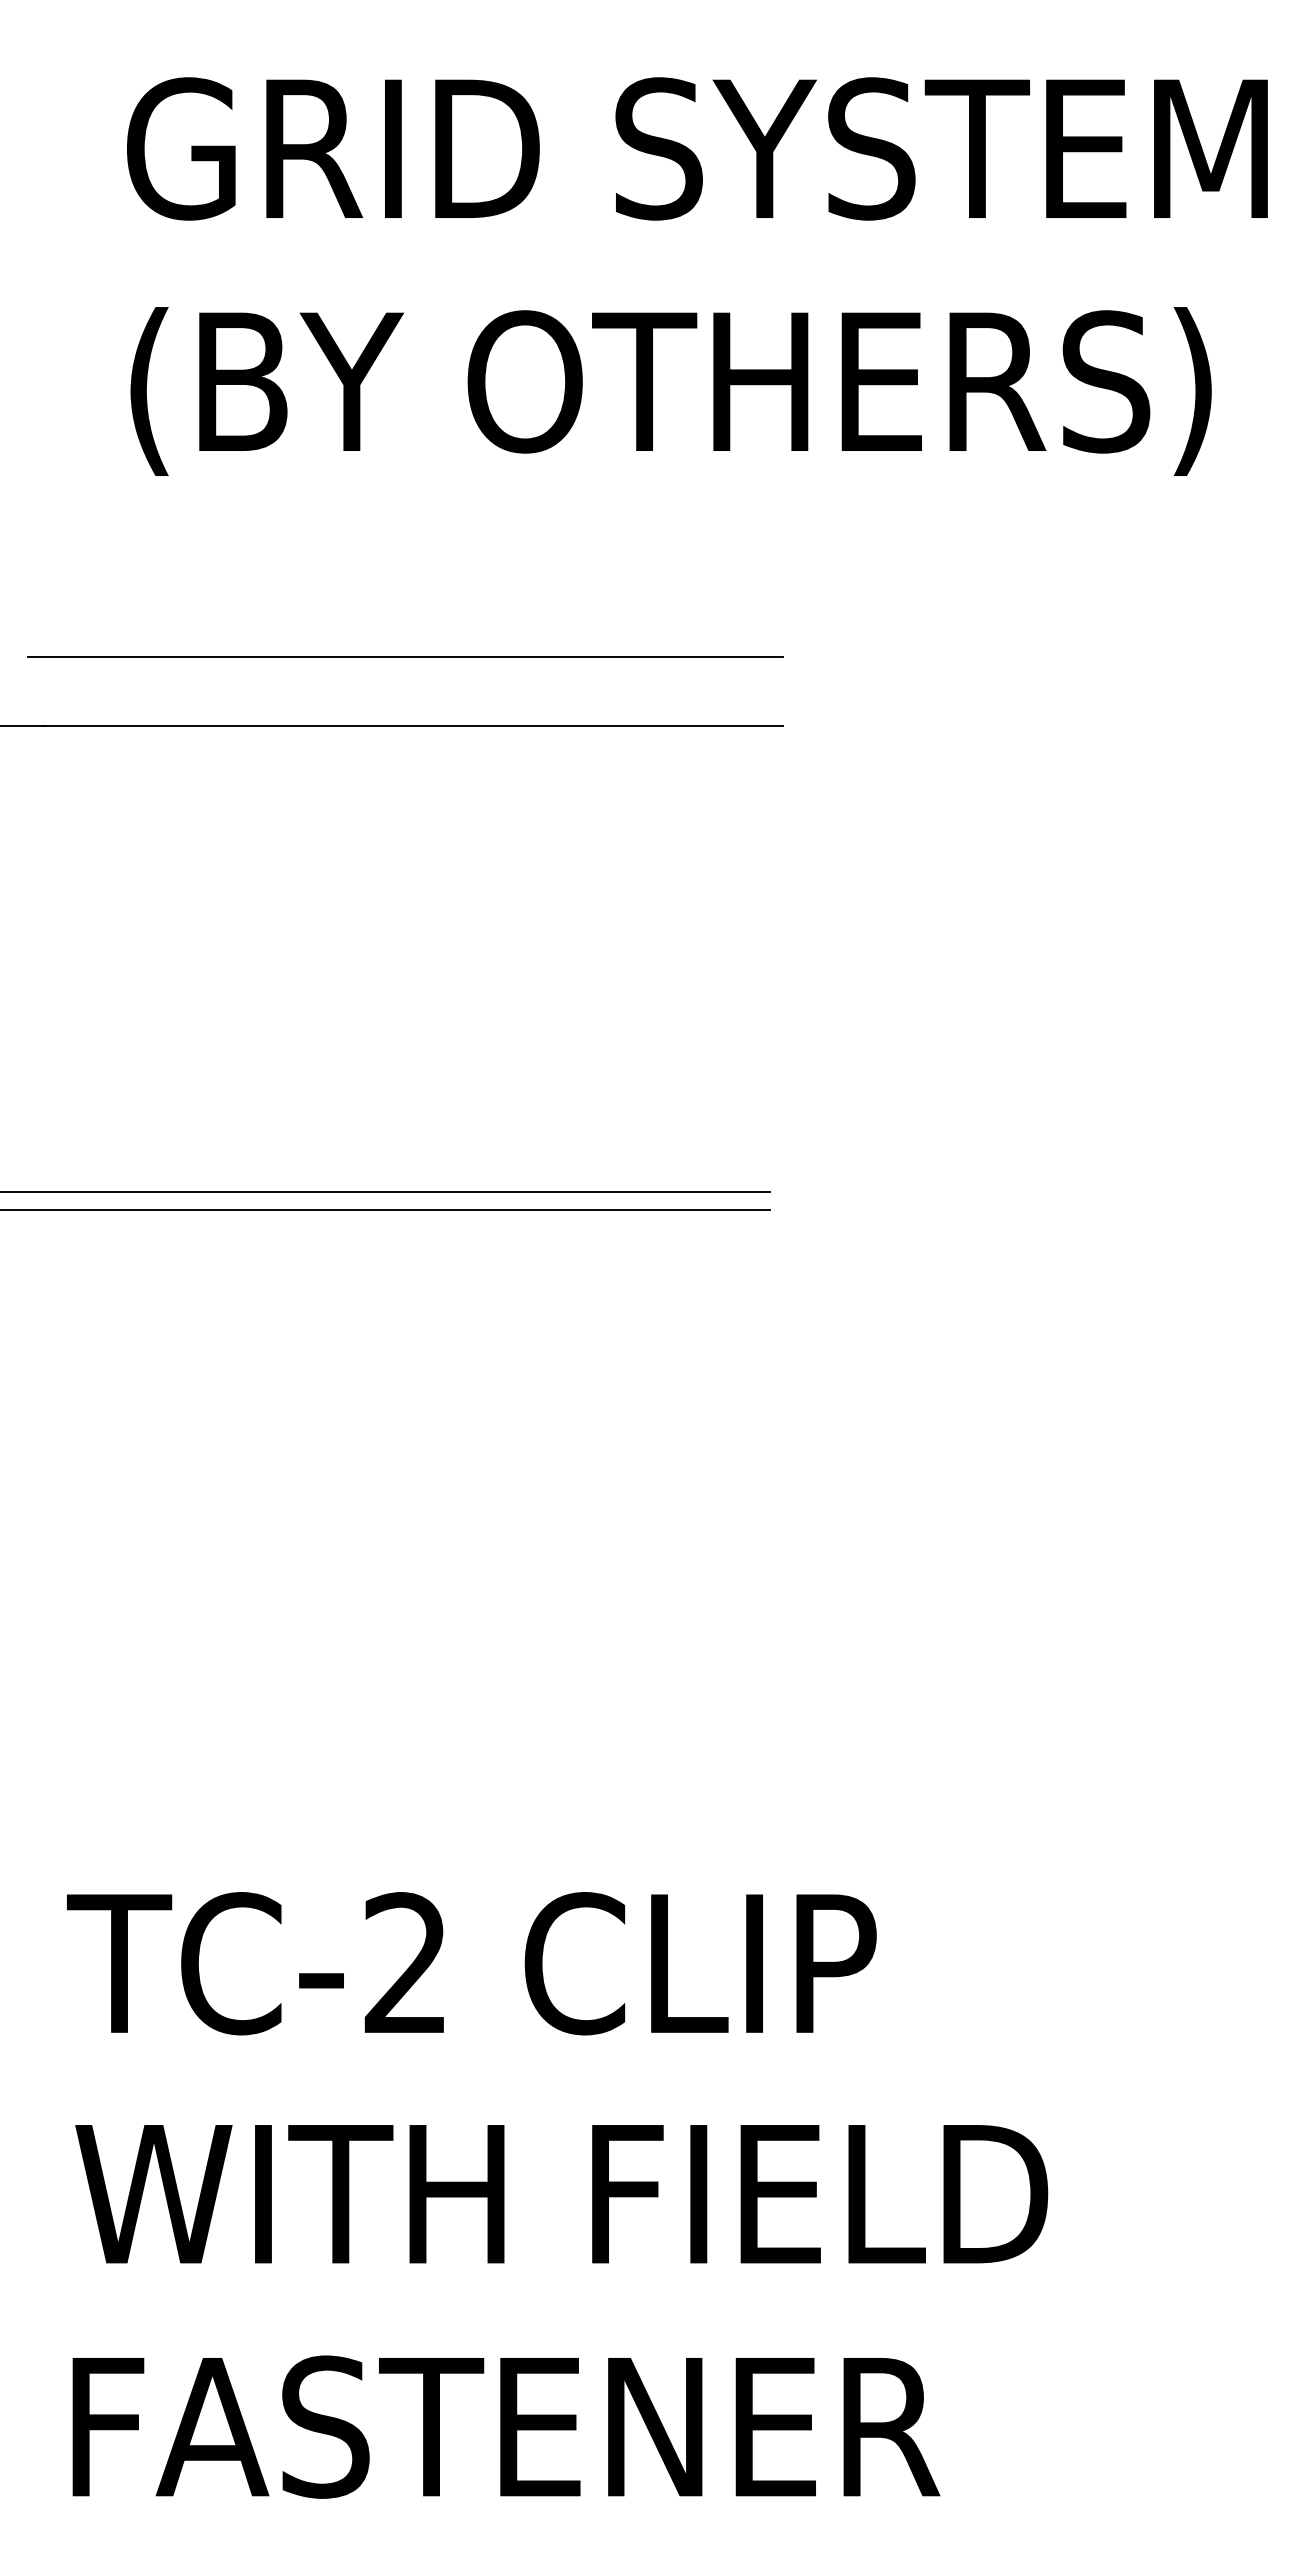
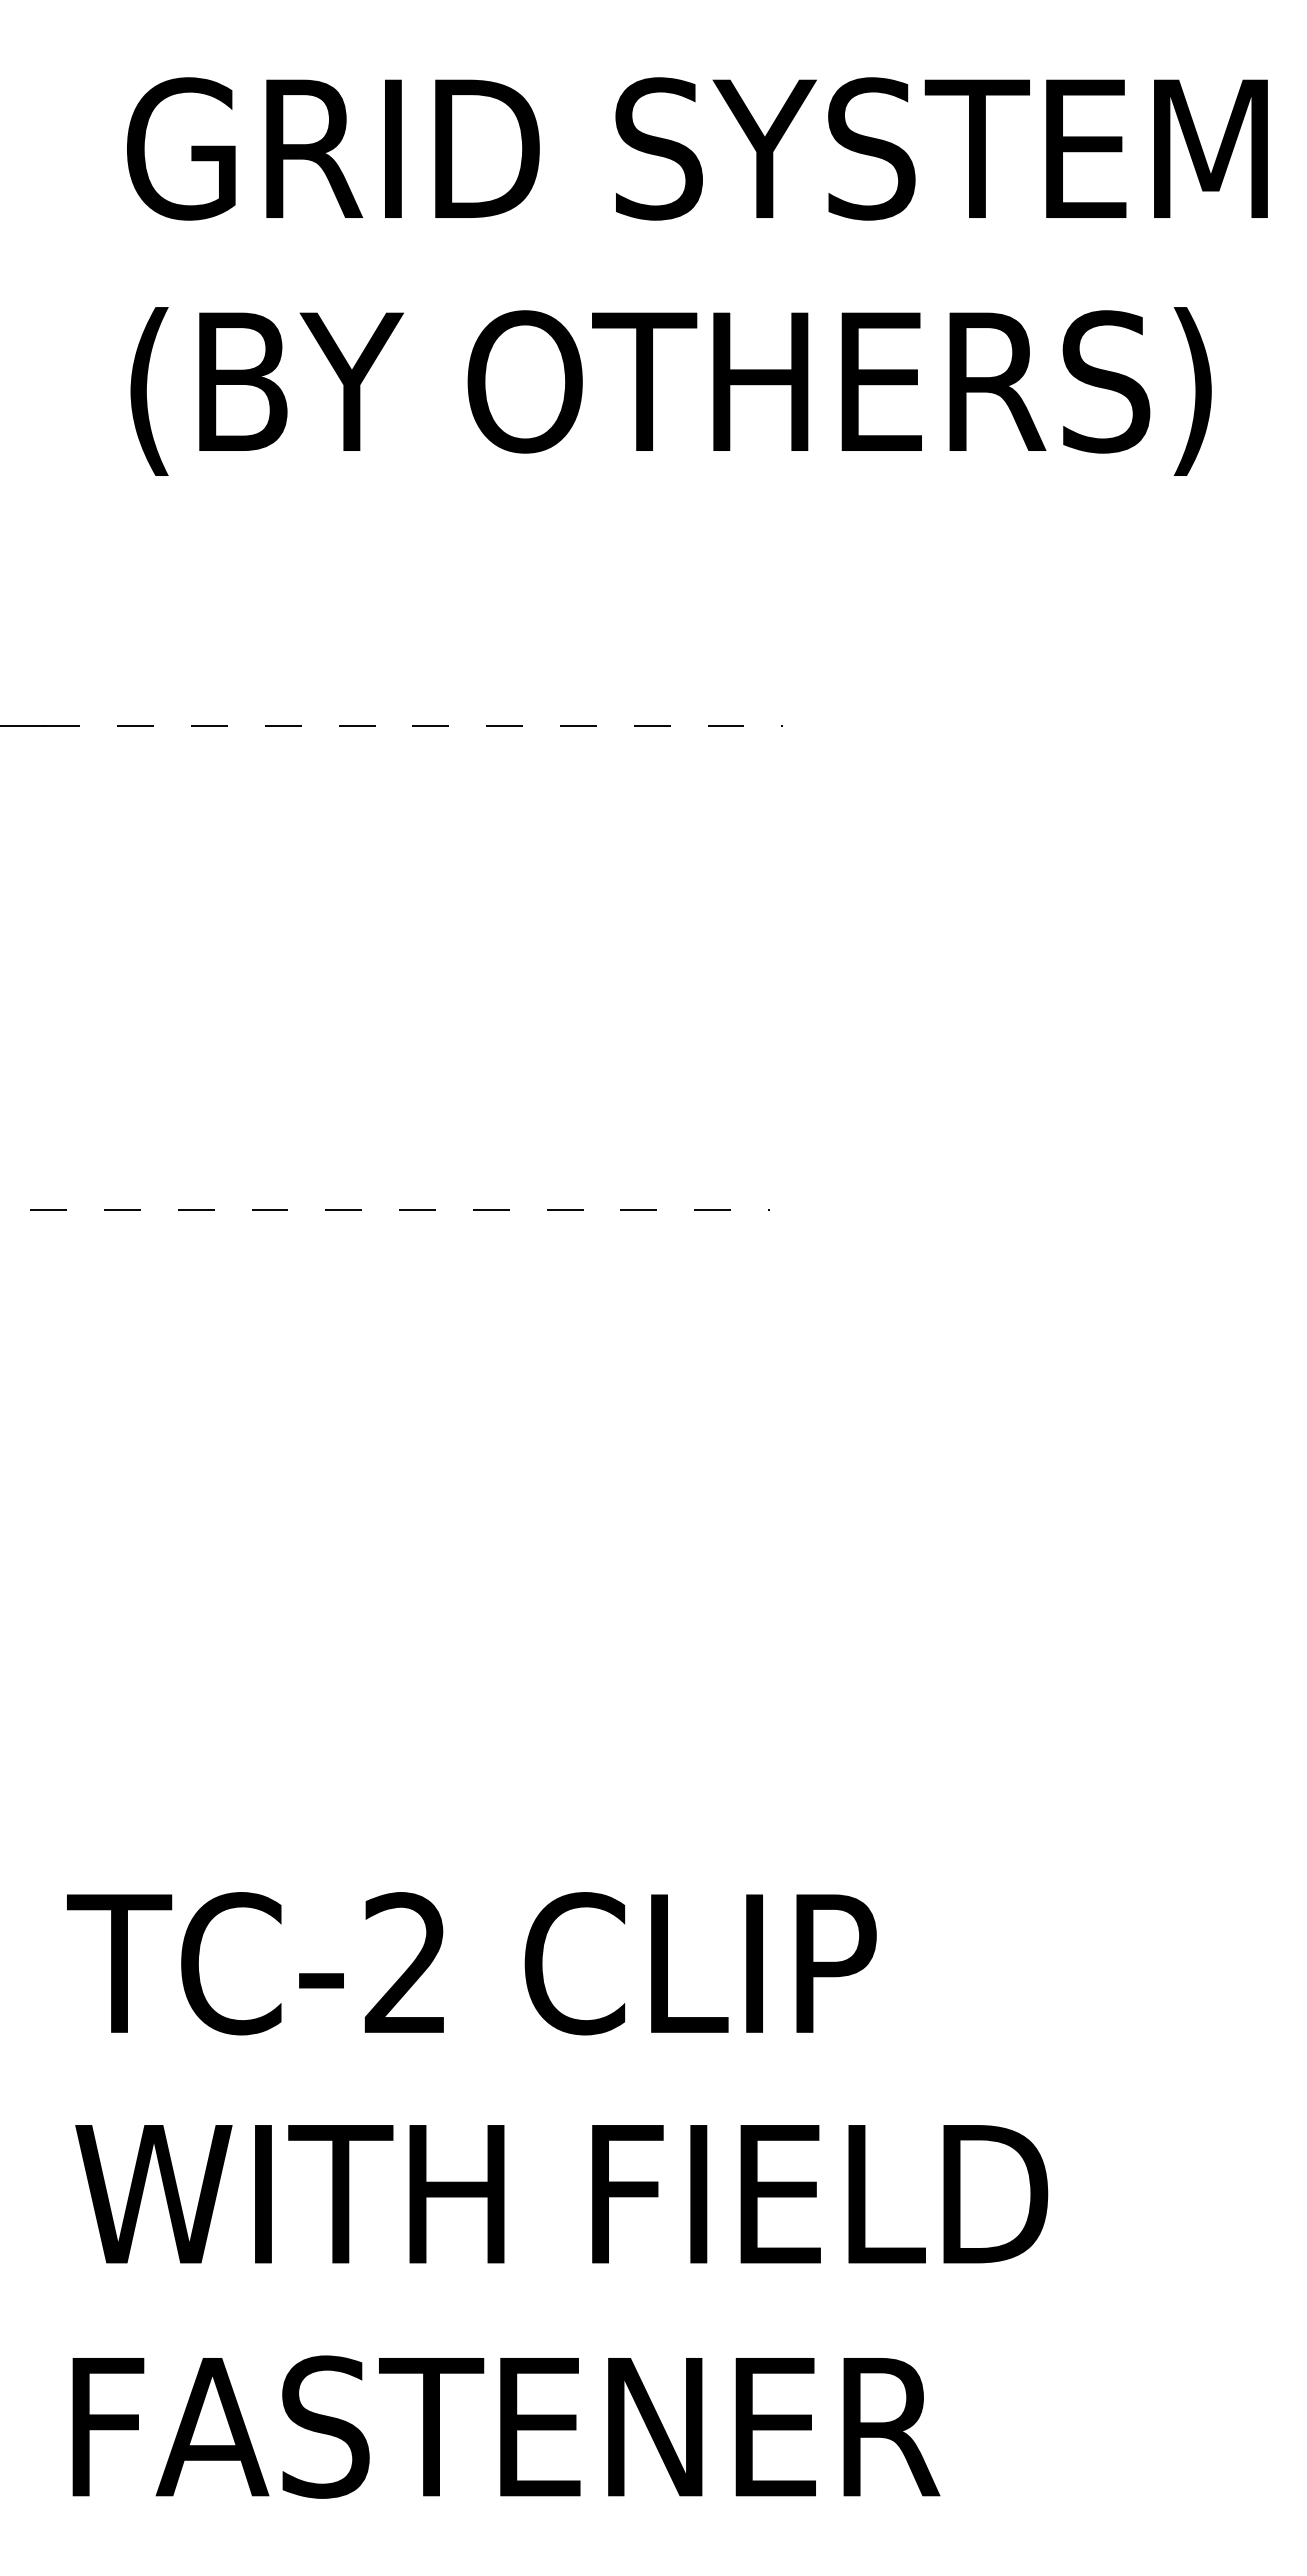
line: present -> none (405, 656)
line: solid -> dashed (413, 726)
line: present -> none (385, 1191)
line: solid -> dashed (385, 1210)
